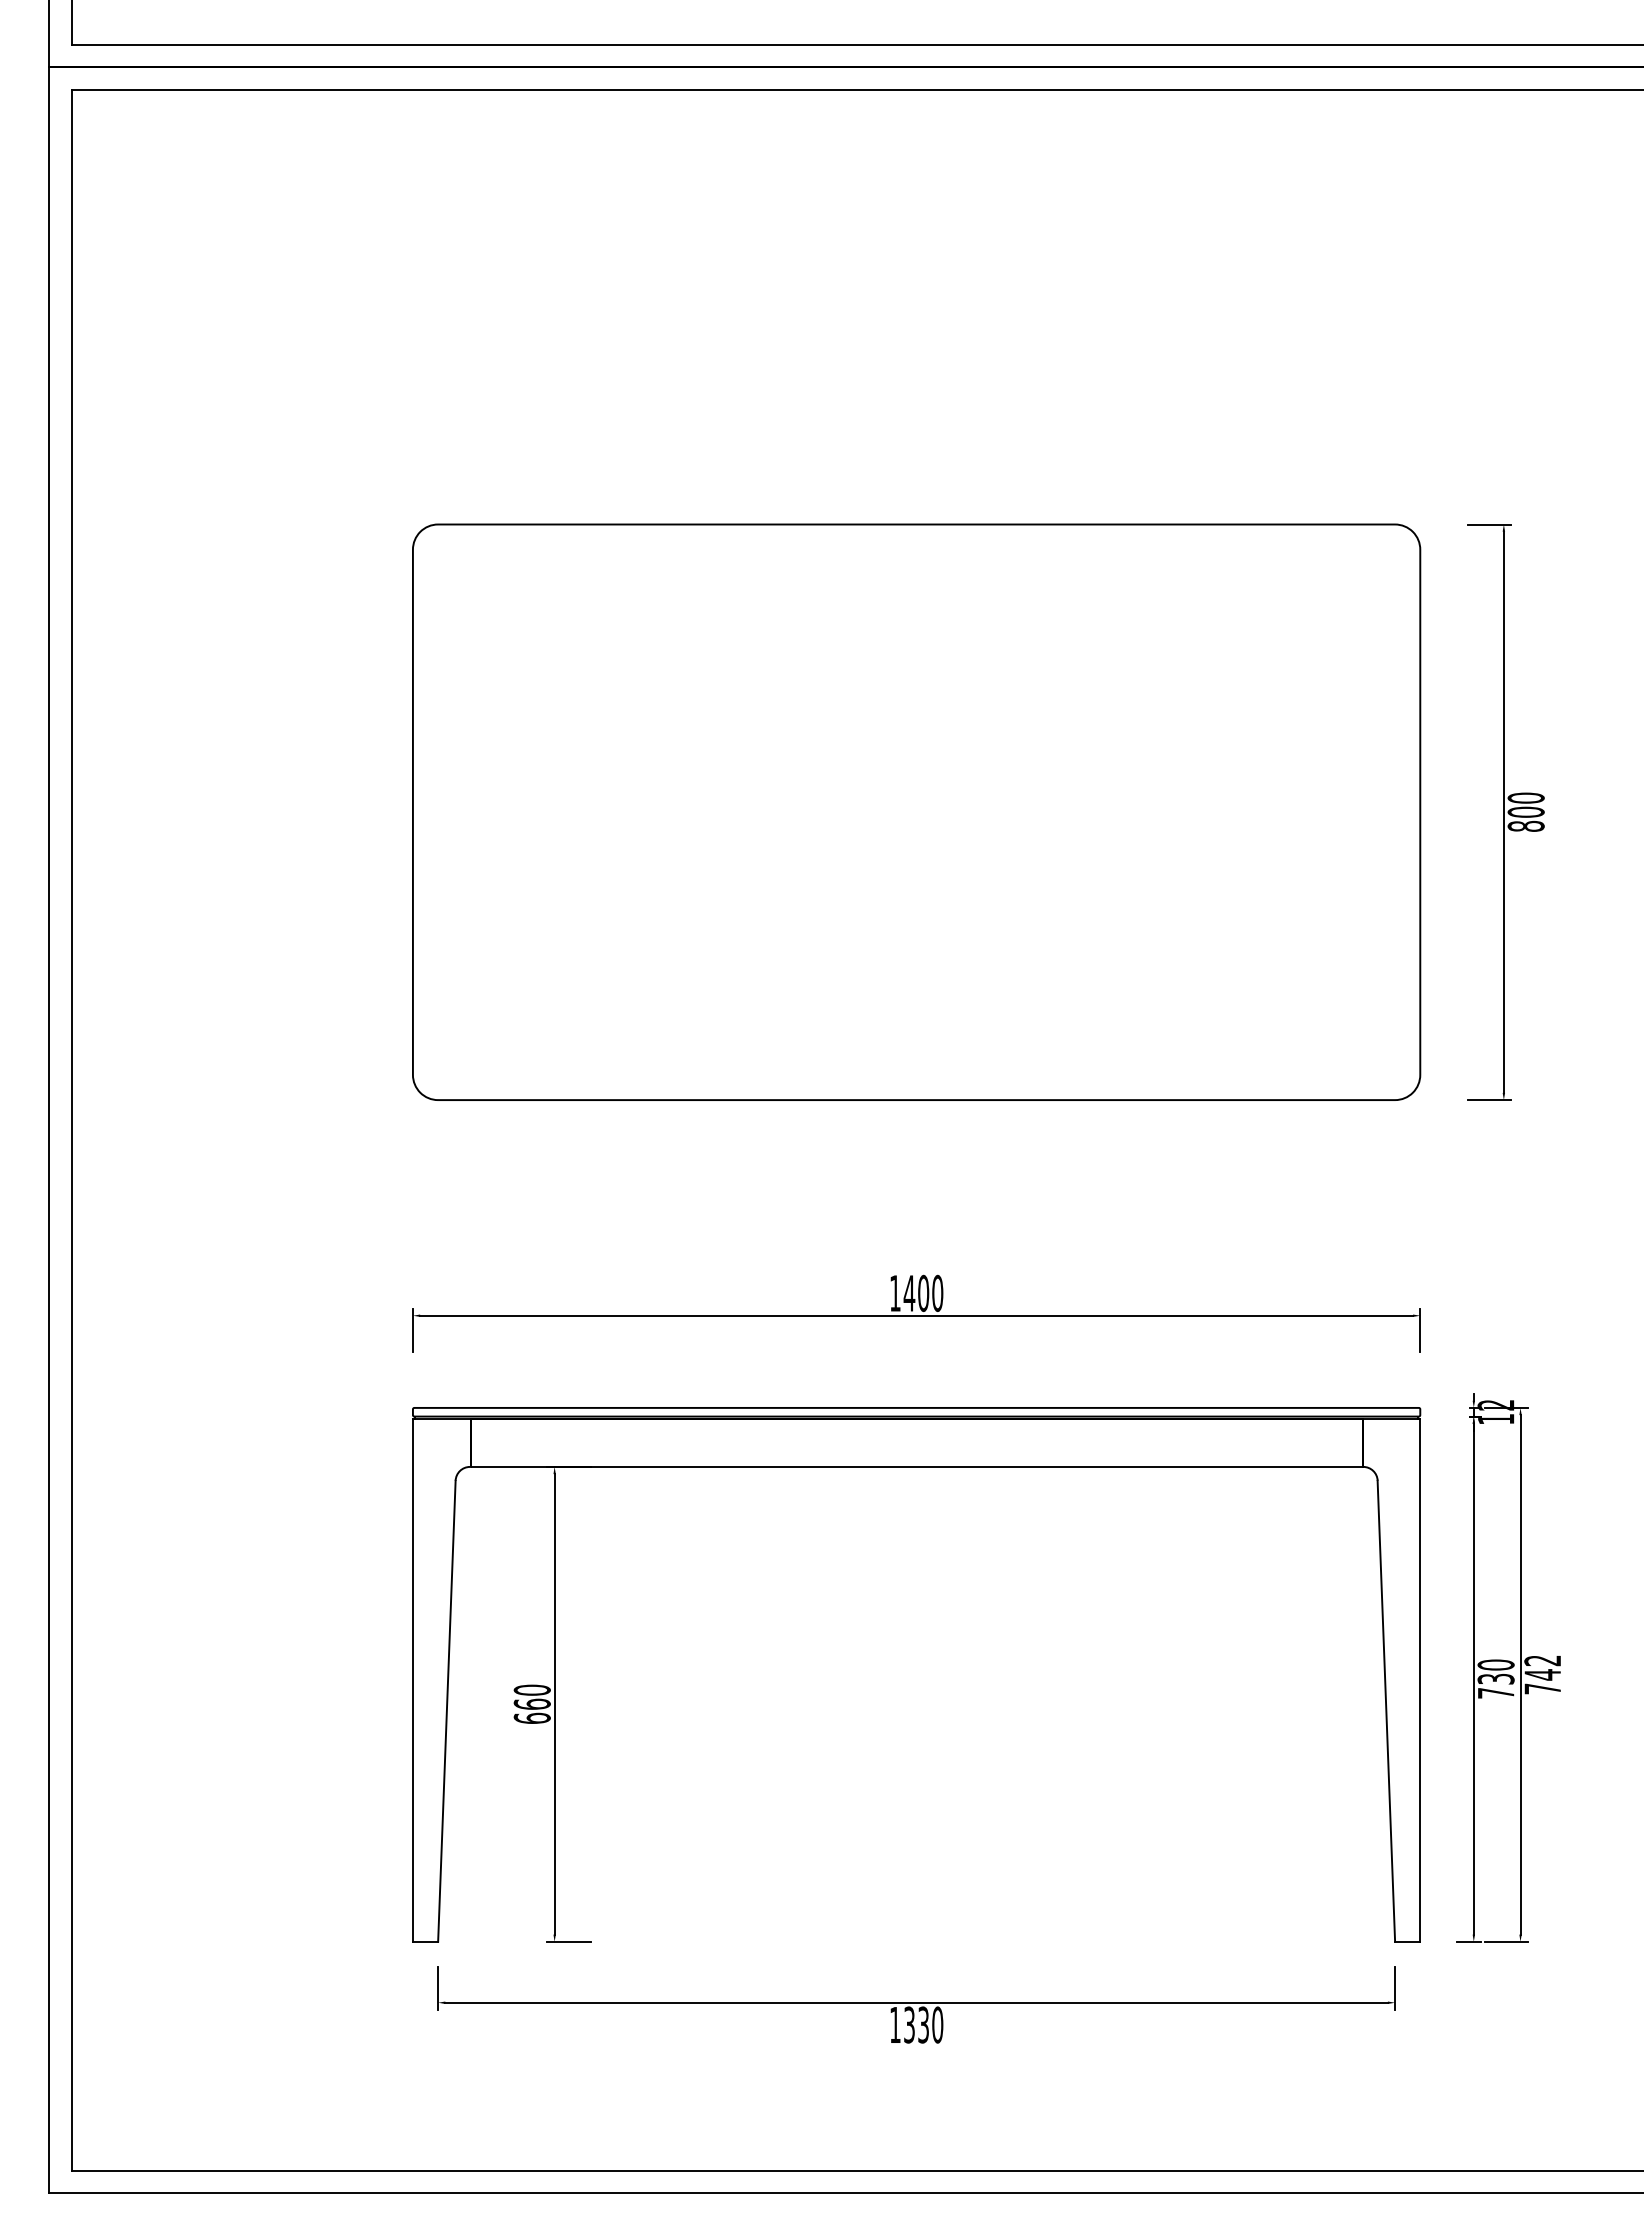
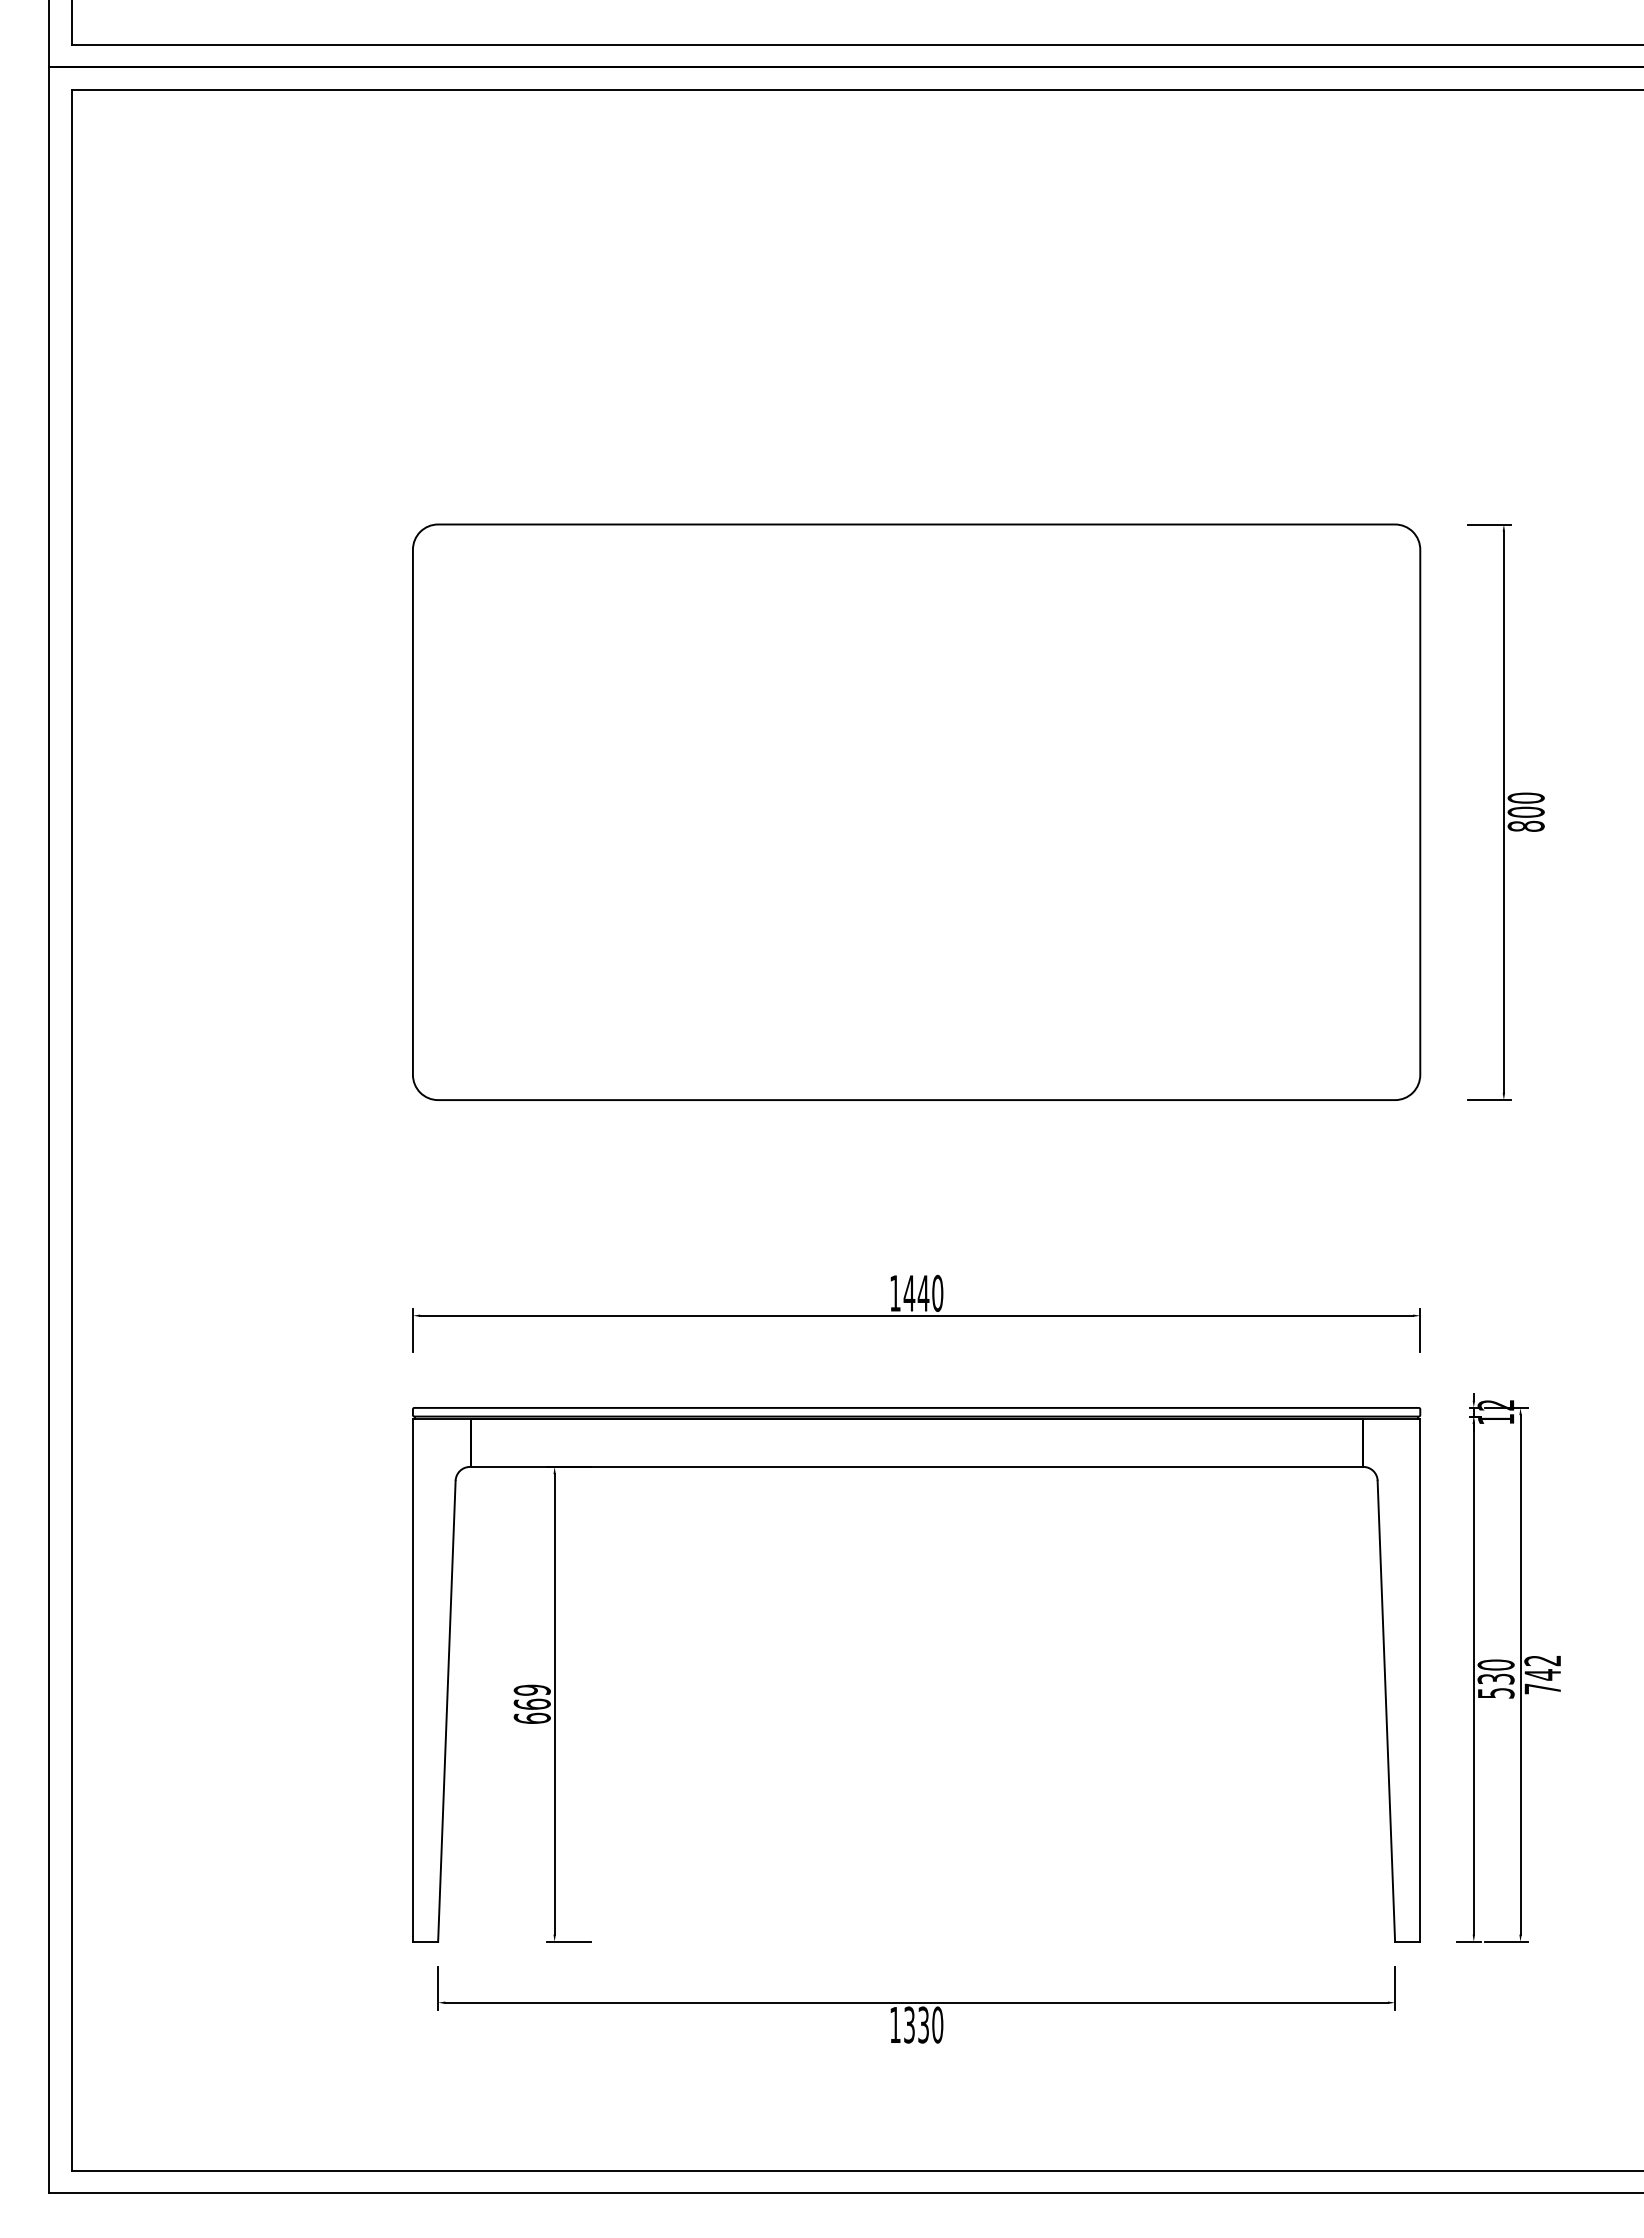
text: 1400 -> 1440 (923, 1293)
text: 660 -> 669 (532, 1689)
text: 730 -> 530 (1496, 1693)
